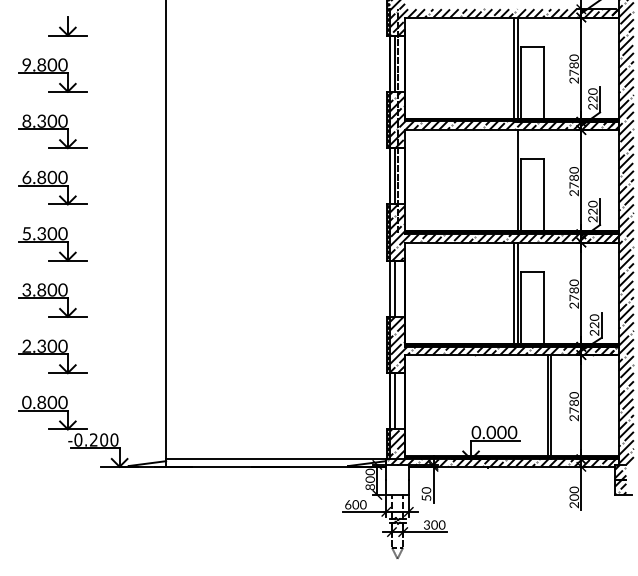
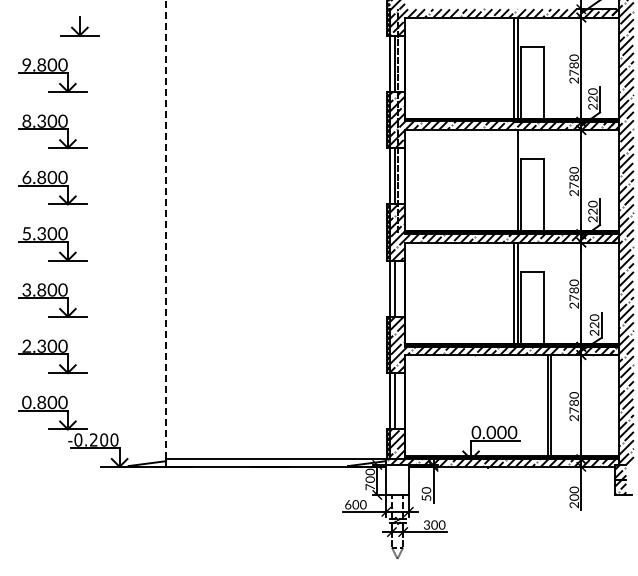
part position: (67, 26) -> (79, 26) (79, 26)
line: solid -> dashed (166, 229)
text: 800 -> 700 (369, 487)
